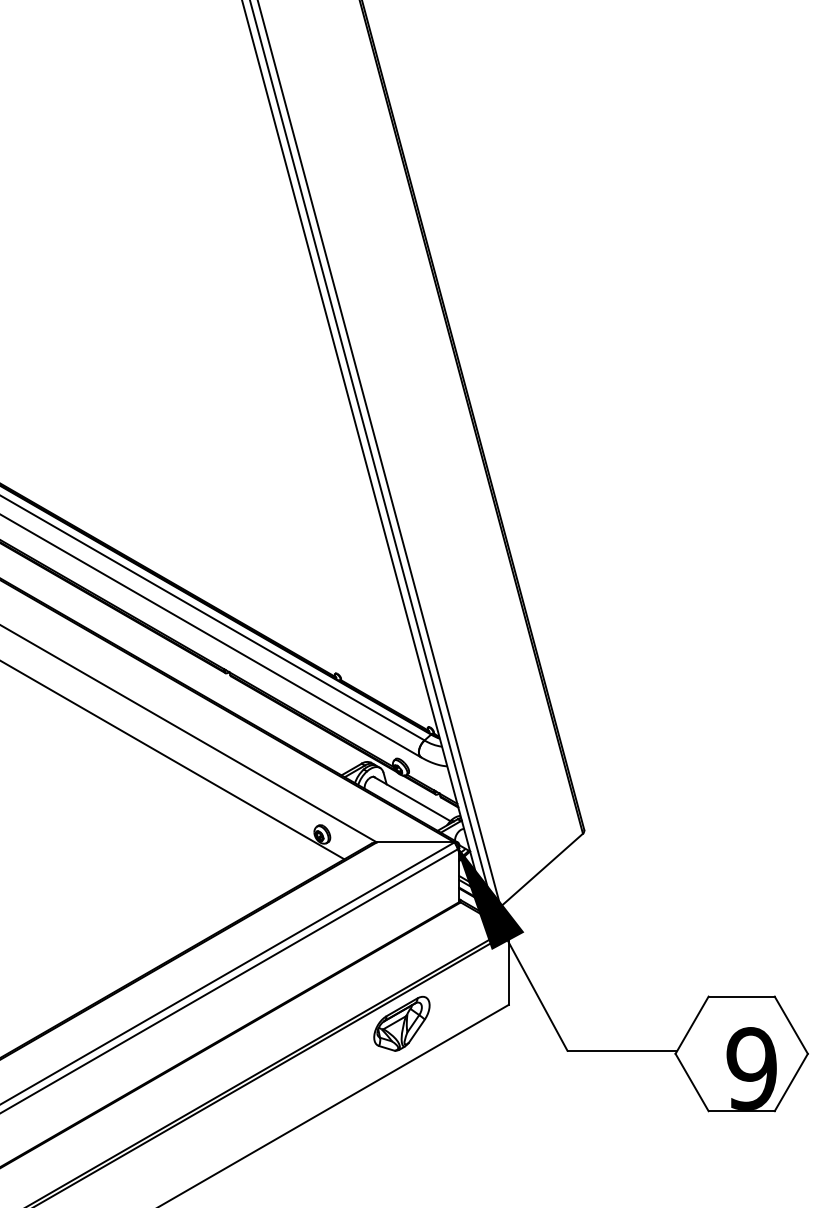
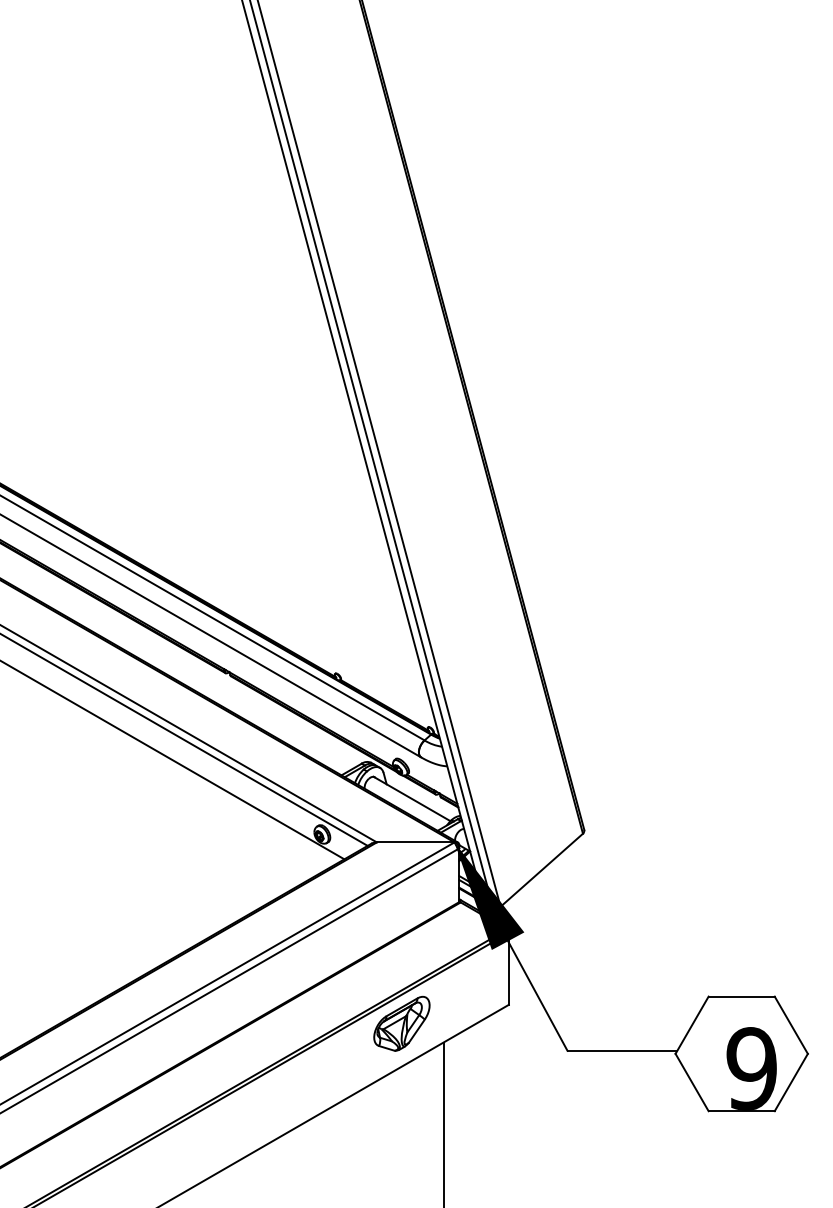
line: none -> present (184, 740)
line: none -> present (443, 1123)
